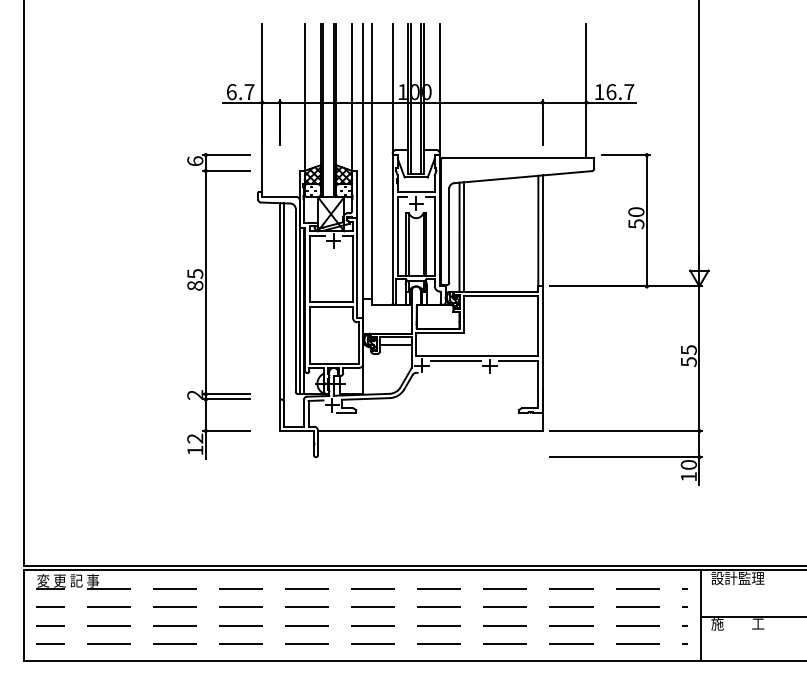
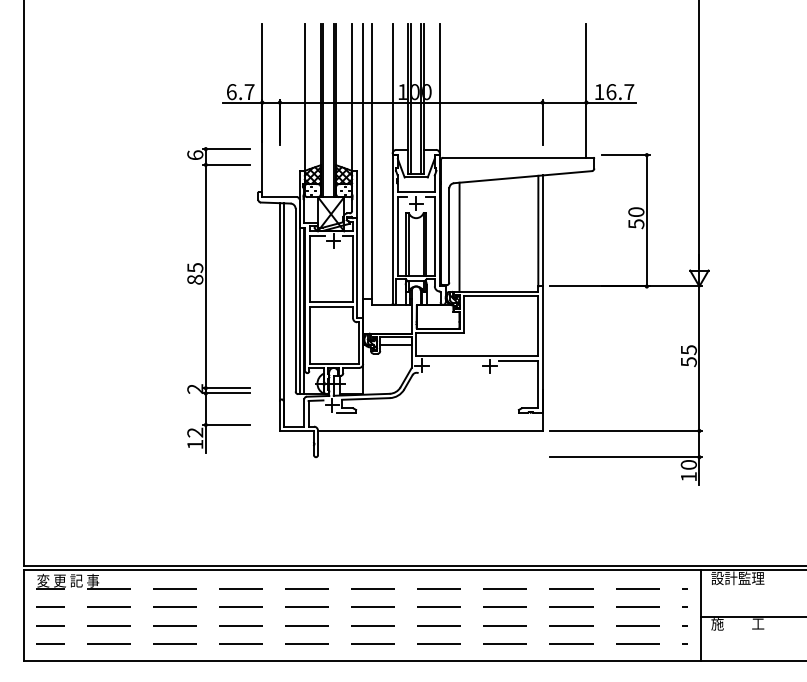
line: present -> none (463, 236)
part position: (206, 306) -> (206, 300) (206, 300)
line: present -> none (455, 360)
